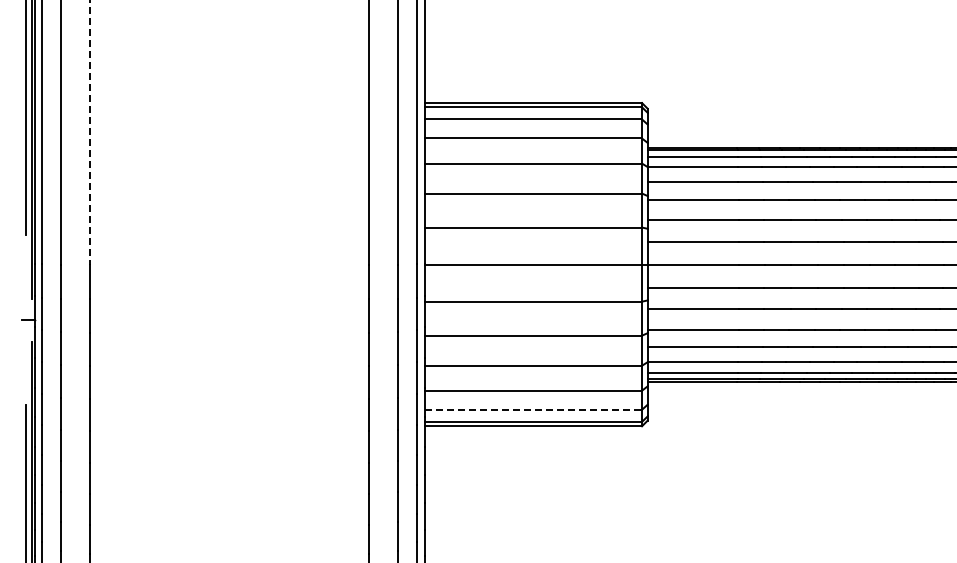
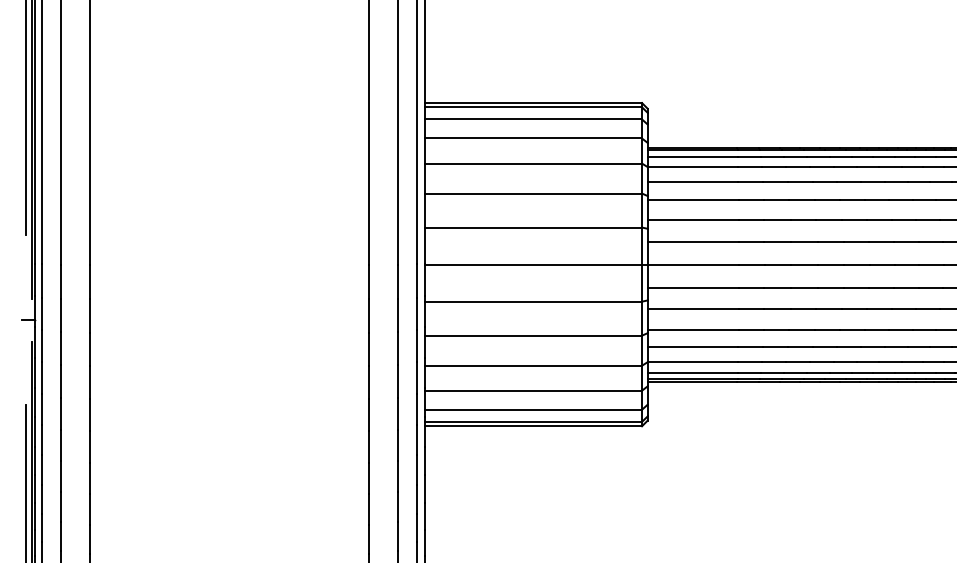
line: dashed -> solid (90, 132)
line: dashed -> solid (533, 409)
